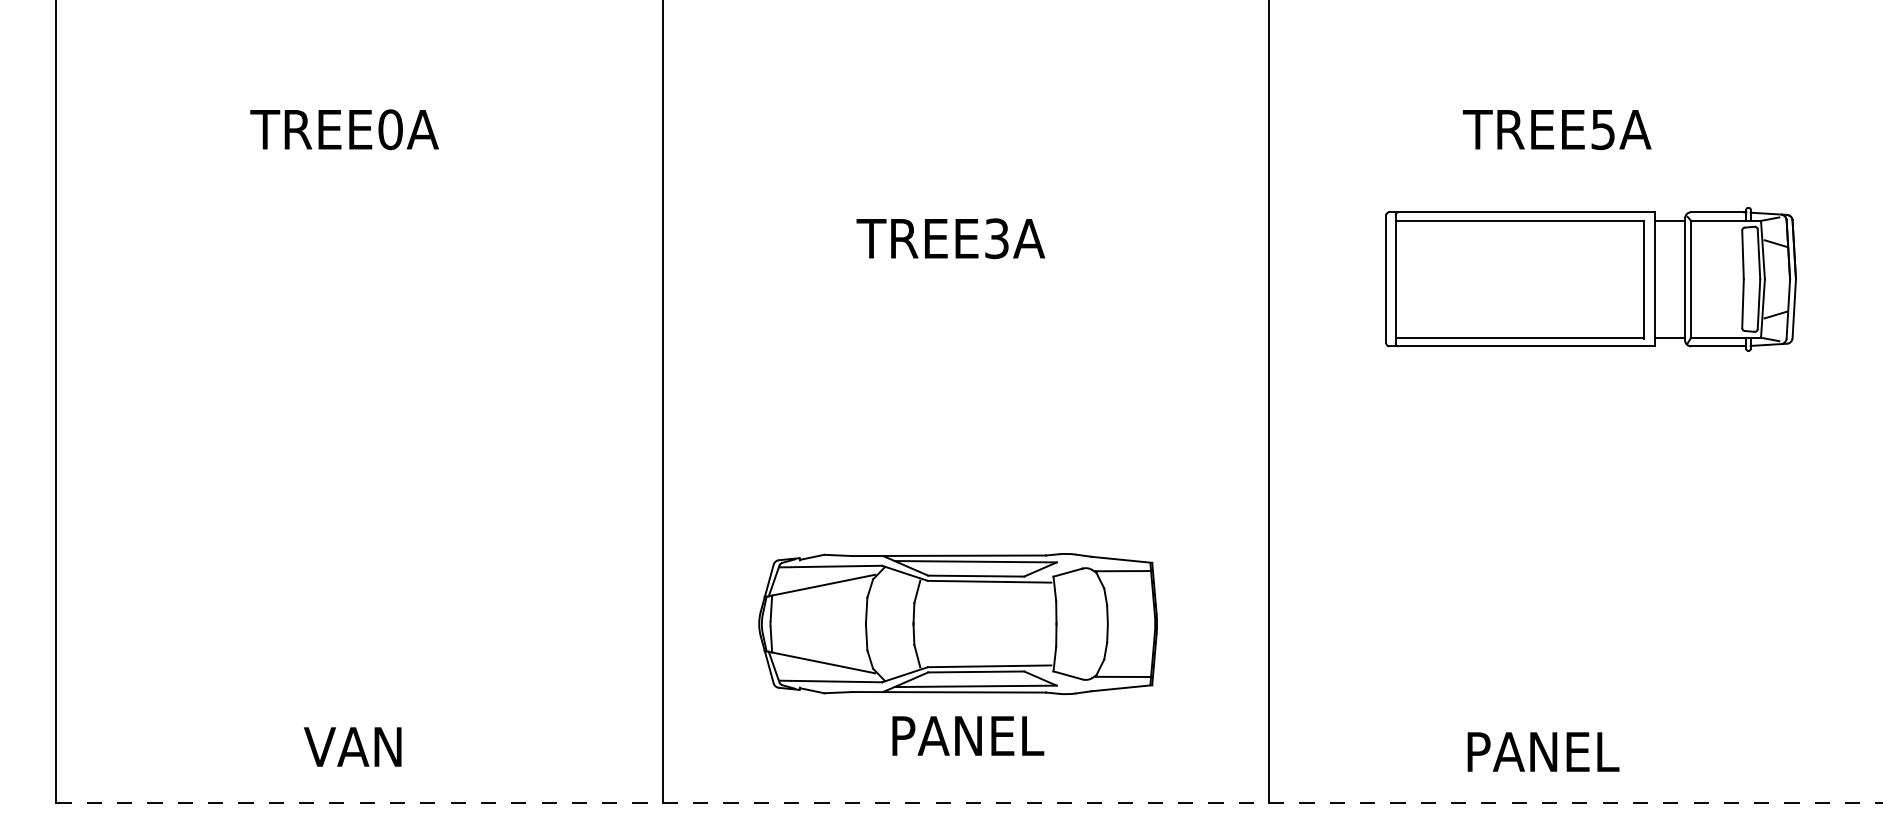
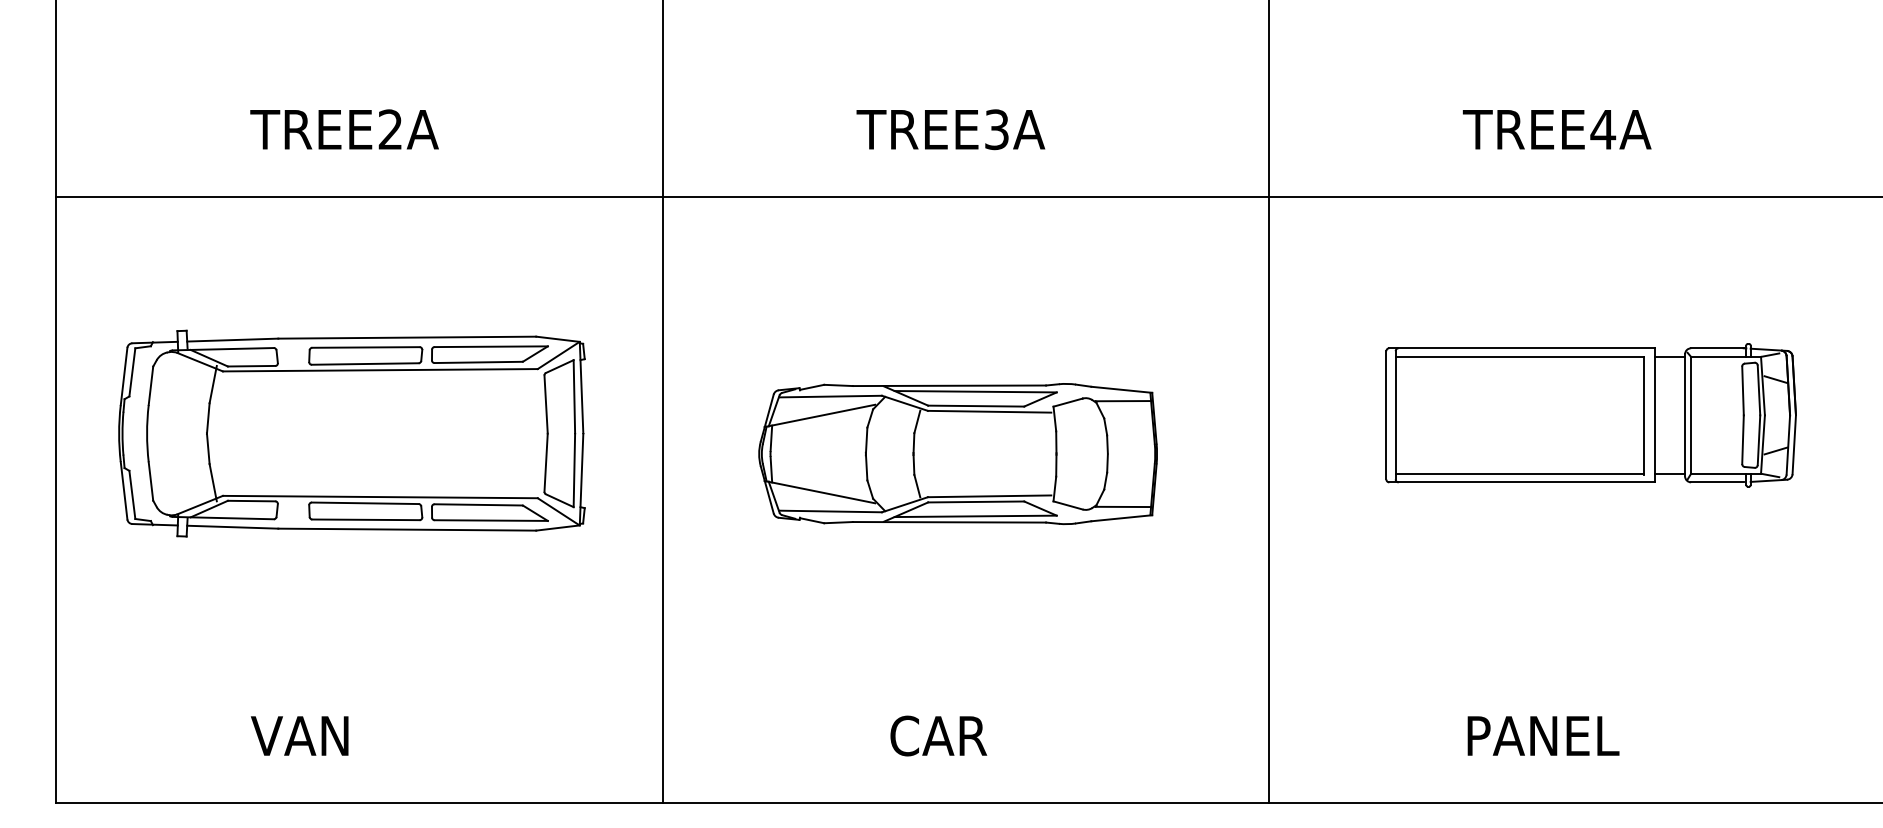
text: TREE0A -> TREE2A (390, 129)
text: TREE5A -> TREE4A (1603, 130)
line: none -> present (967, 196)
text position: (950, 238) -> (950, 129) (950, 129)
part position: (1590, 279) -> (1590, 415) (1590, 415)
part: none -> present (351, 433)
part position: (957, 623) -> (957, 453) (957, 453)
text: PANEL -> CAR (967, 735)
text position: (352, 746) -> (299, 735) (299, 735)
text position: (1543, 751) -> (1543, 735) (1543, 735)
line: dashed -> solid (970, 803)
